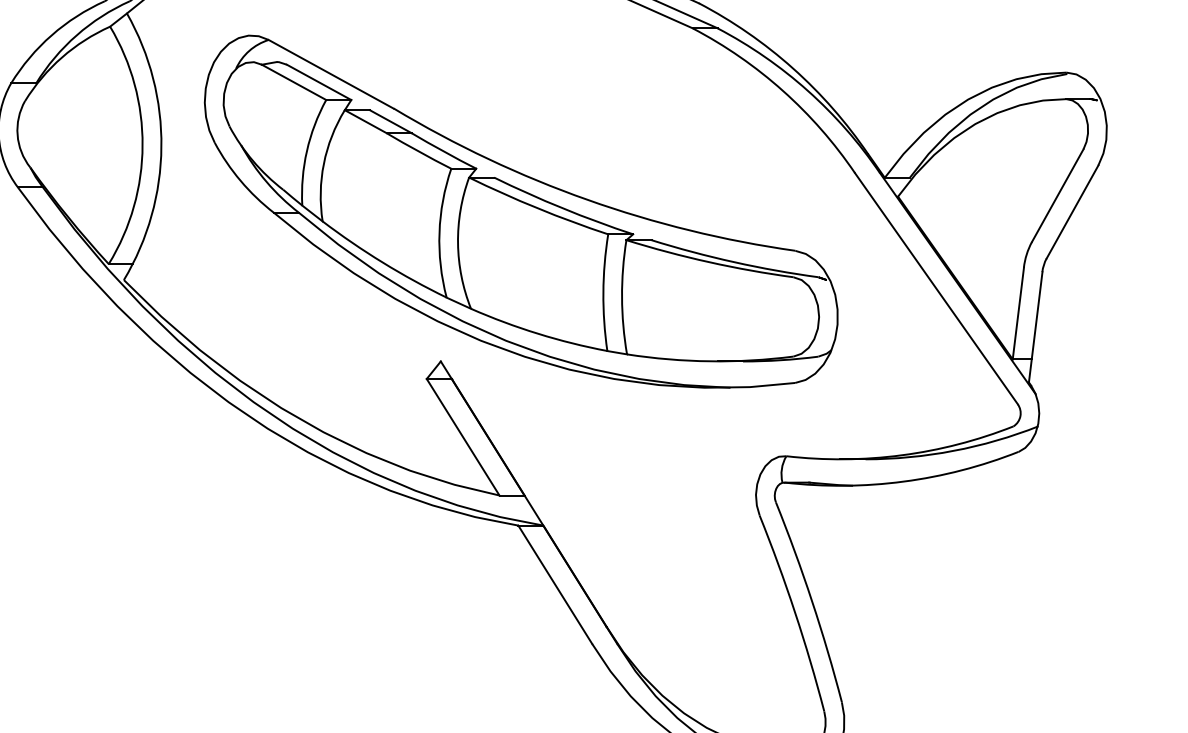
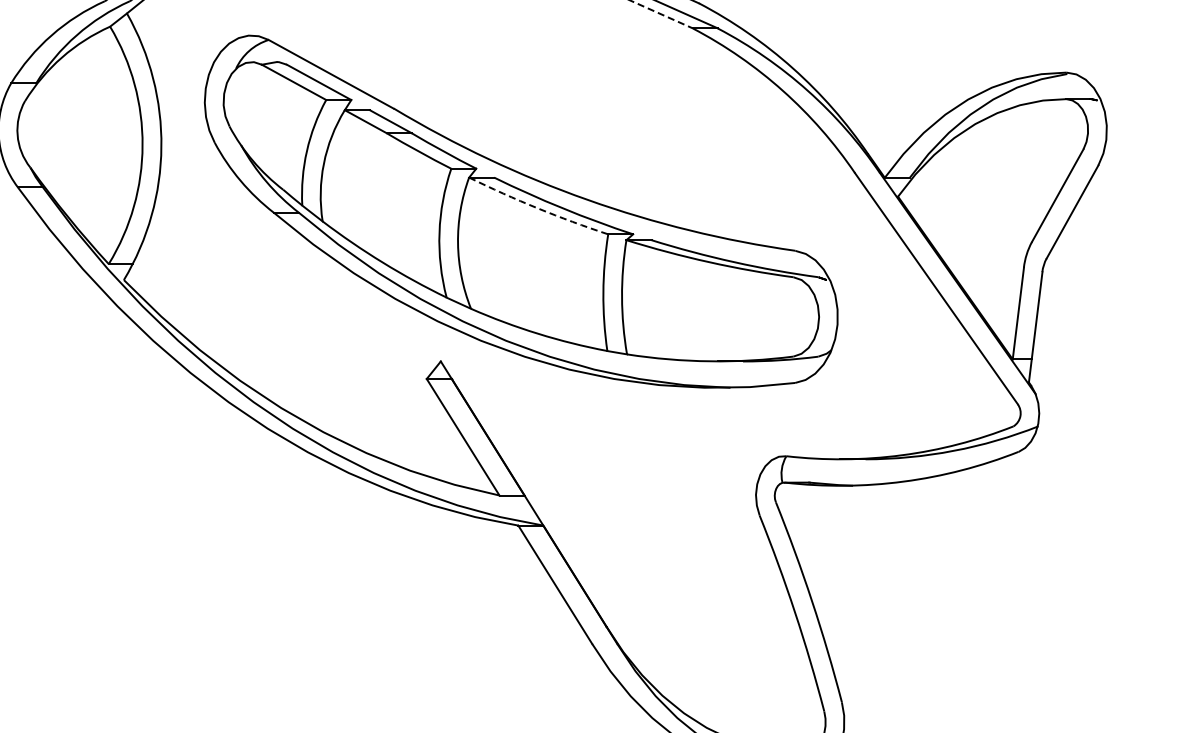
line: solid -> dashed (661, 14)
arc: solid -> dashed (537, 208)
